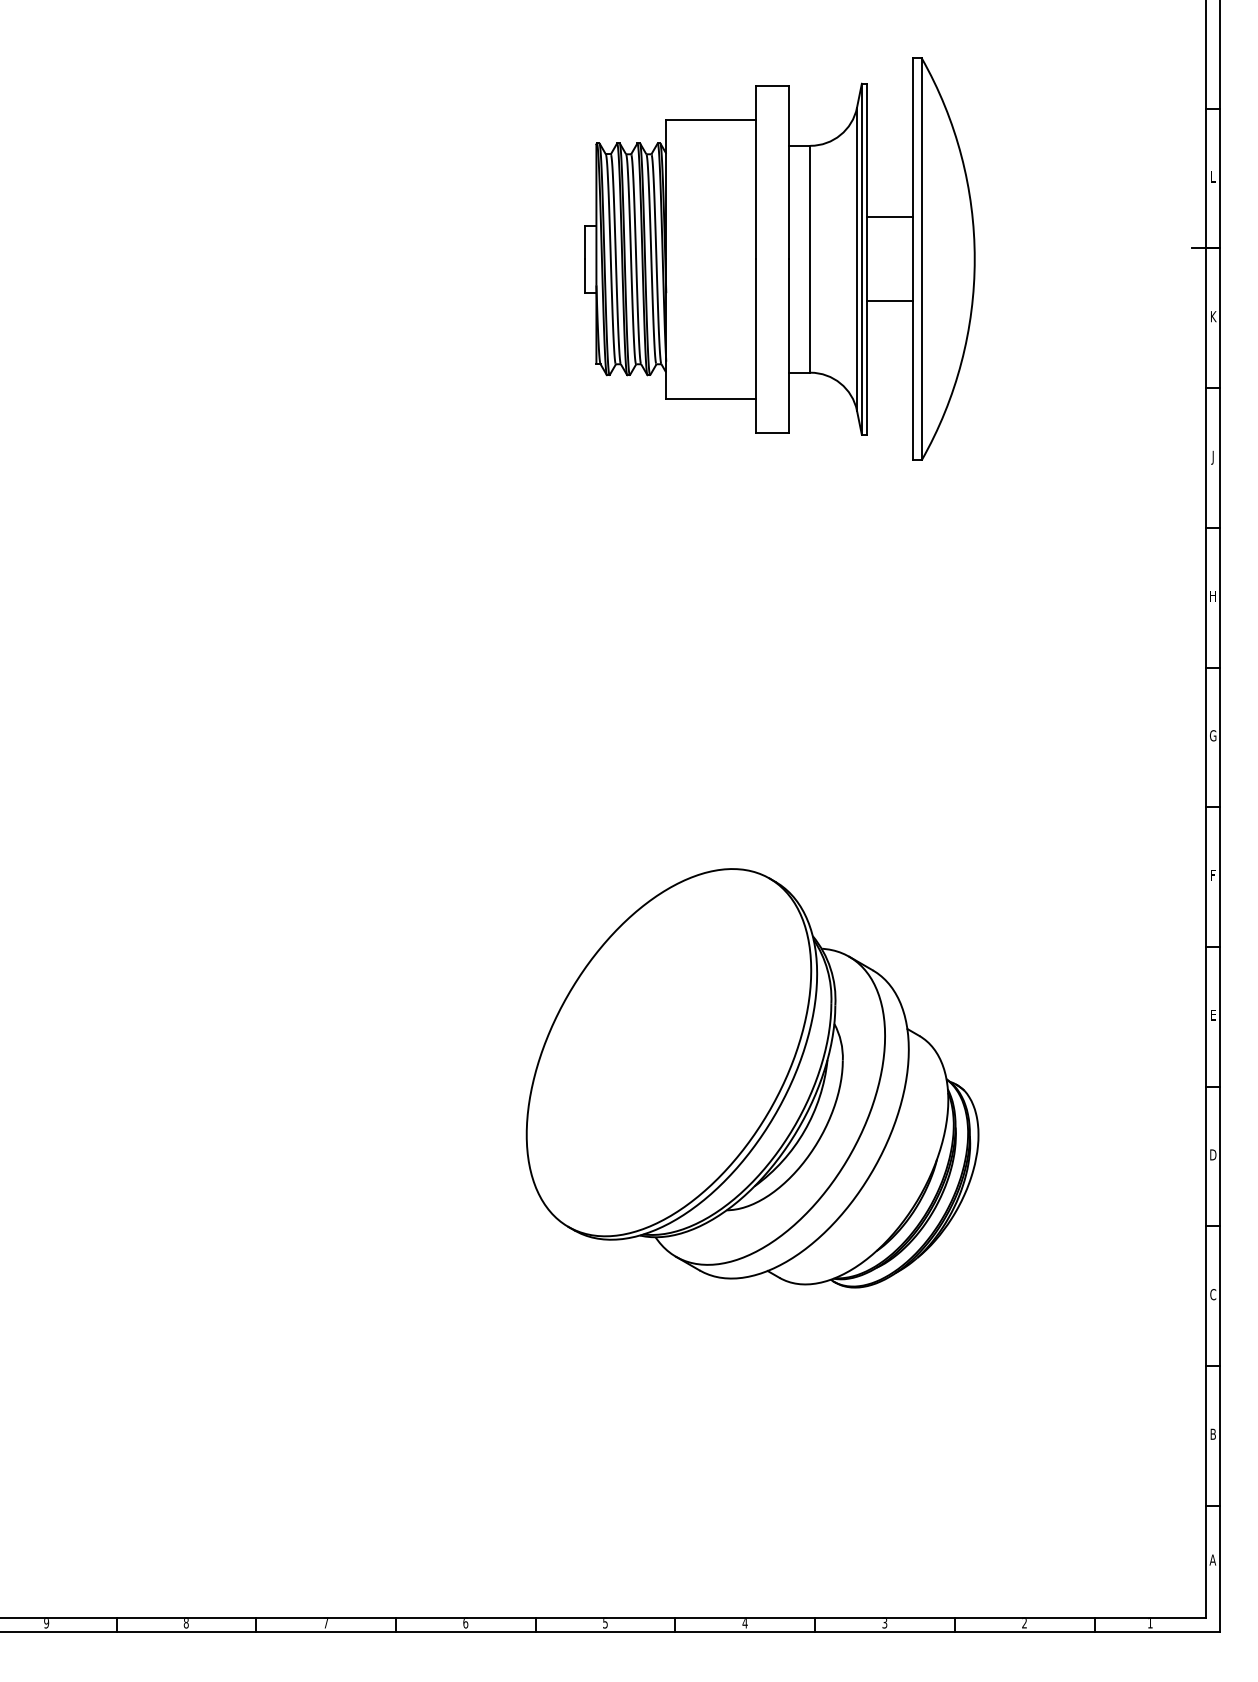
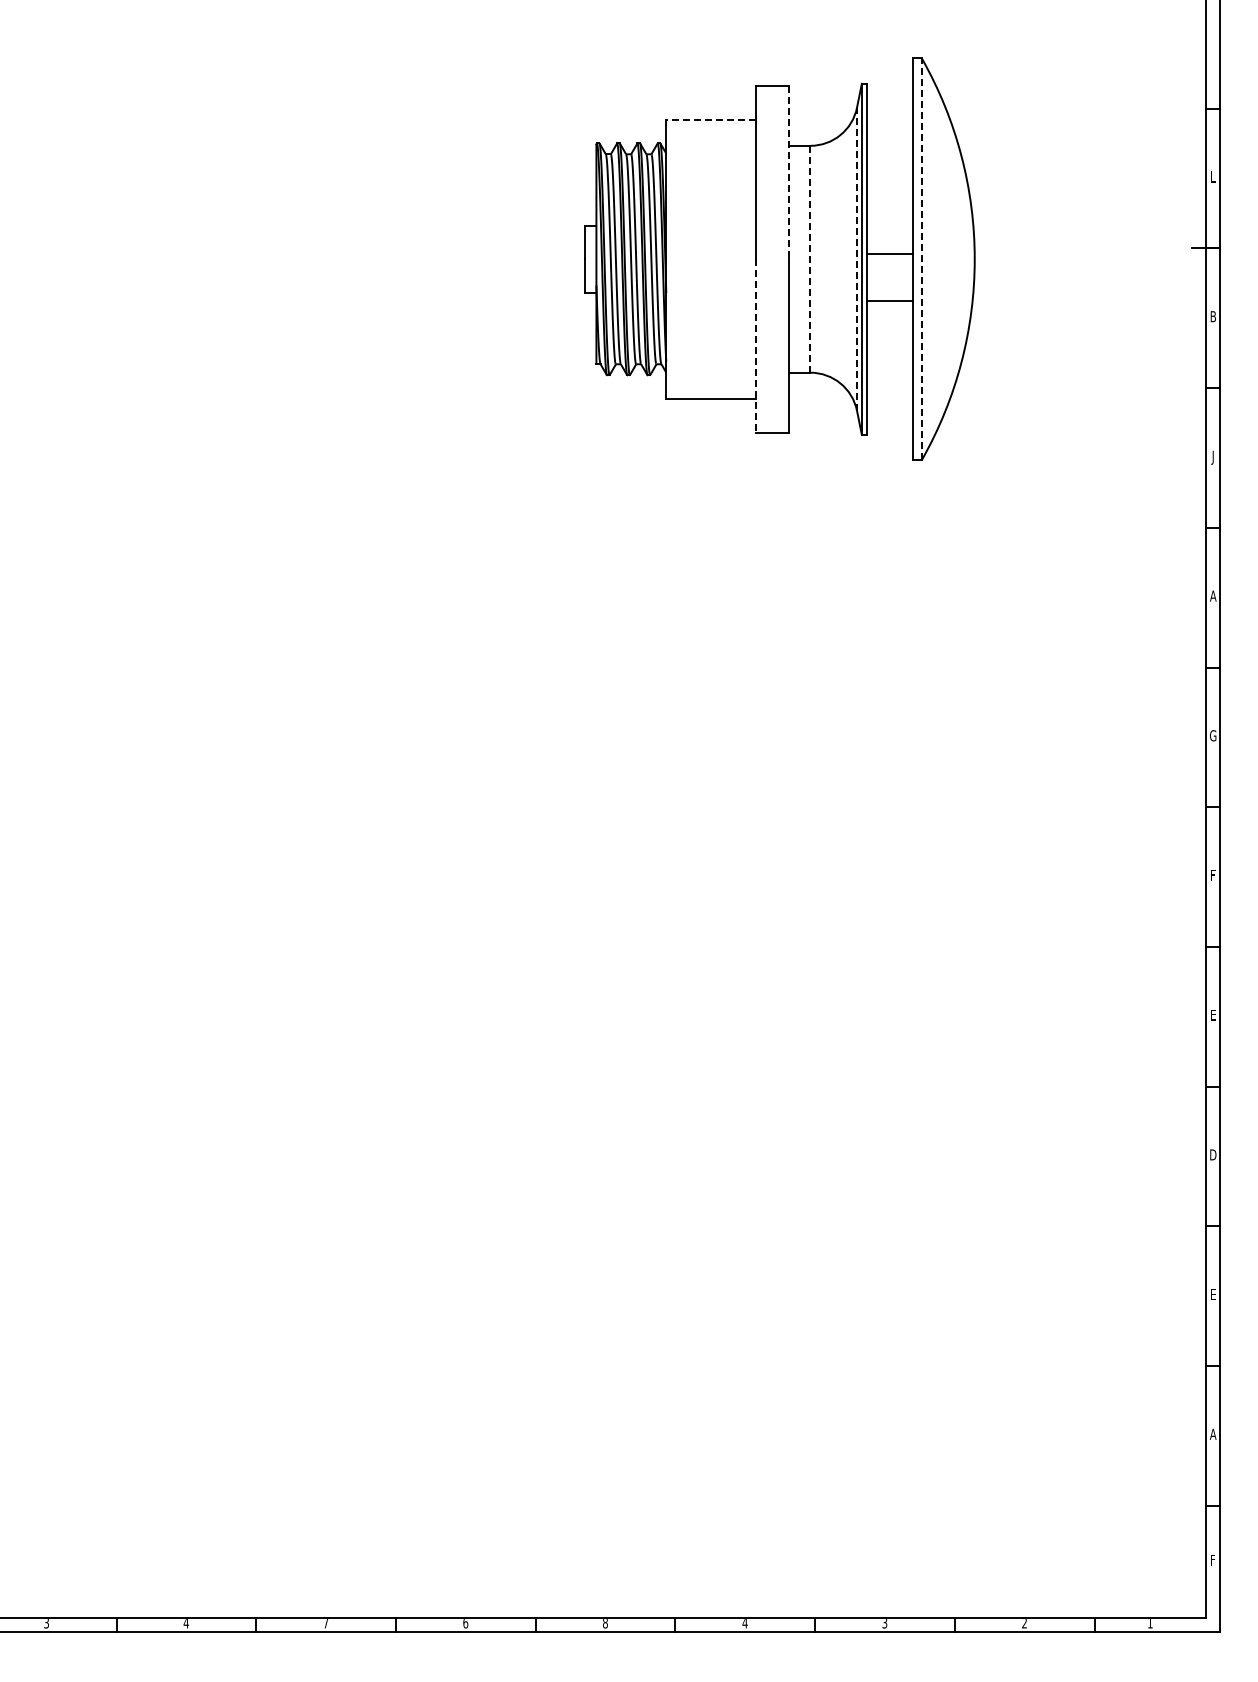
line: solid -> dashed (710, 119)
line: solid -> dashed (789, 172)
line position: (890, 217) -> (890, 254) (890, 254)
line: solid -> dashed (810, 258)
line: solid -> dashed (921, 258)
line: solid -> dashed (857, 259)
text: K -> B (1213, 316)
line: solid -> dashed (755, 345)
text: H -> A (1213, 595)
part: present -> none (752, 1078)
text: C -> E (1213, 1294)
text: B -> A (1213, 1433)
text: A -> F (1212, 1559)
text: 9 -> 3 (46, 1623)
text: 8 -> 4 (185, 1623)
text: 5 -> 8 (605, 1623)
